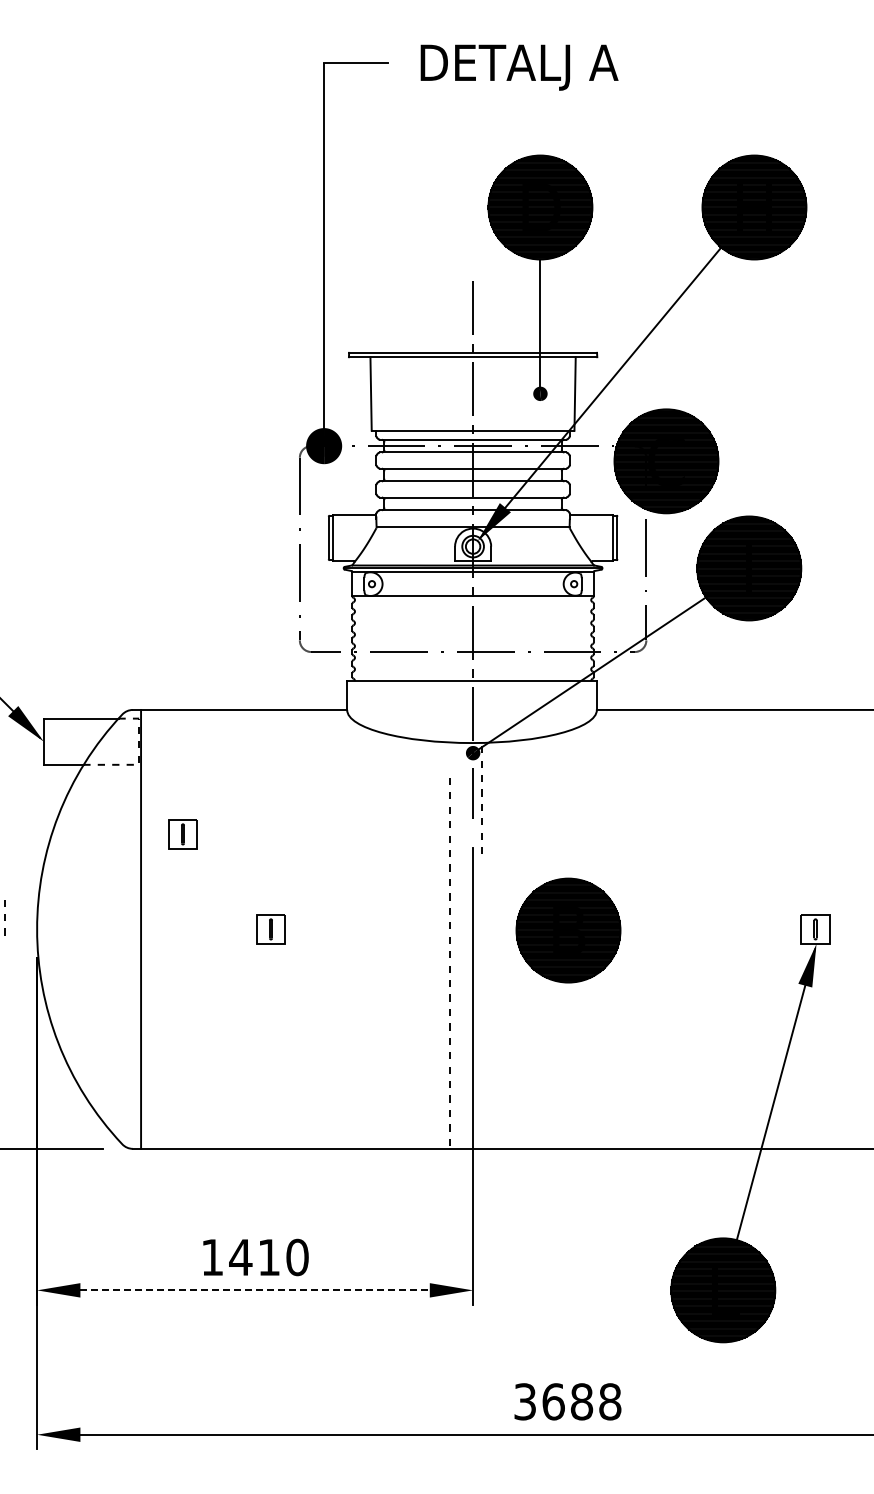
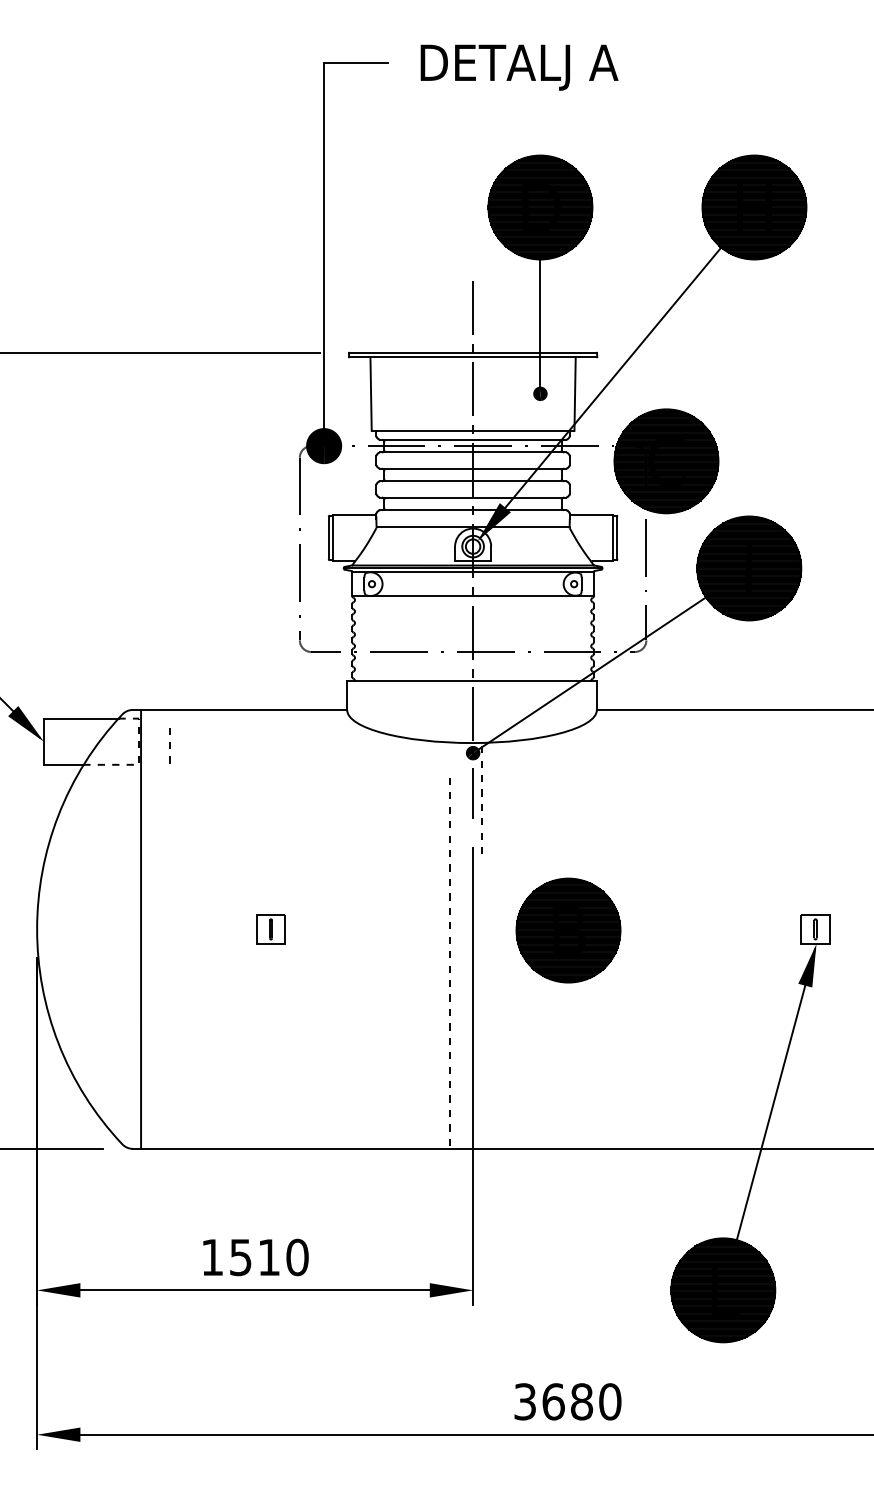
line: none -> present (161, 352)
part: present -> none (182, 834)
line position: (4, 917) -> (169, 745) (169, 745)
text: 1410 -> 1510 (240, 1257)
line: dashed -> solid (255, 1290)
text: 3688 -> 3680 (610, 1401)
